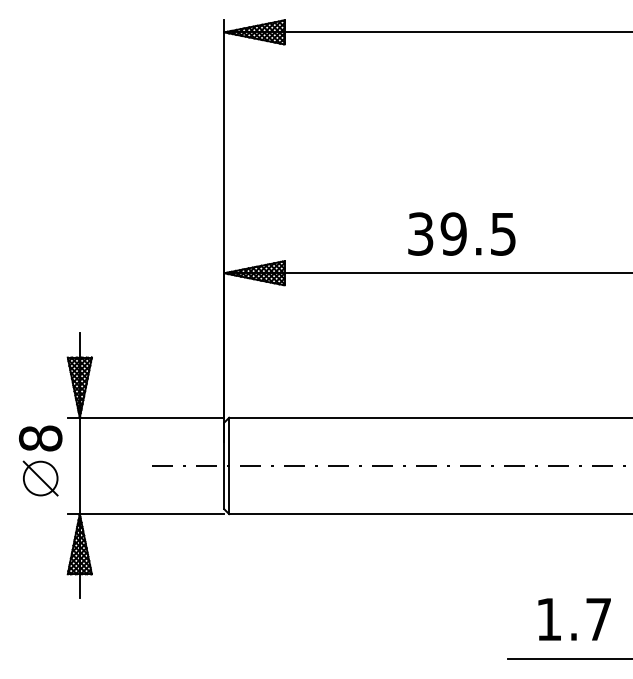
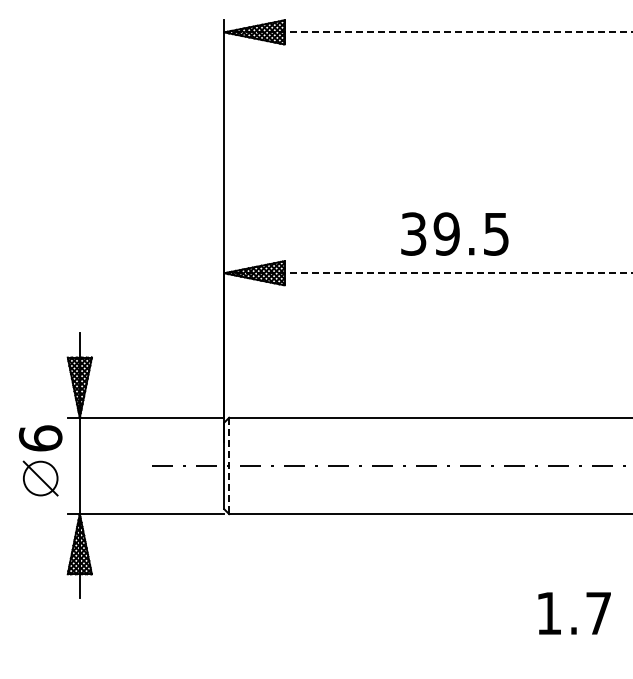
line: solid -> dashed (428, 32)
text position: (461, 233) -> (454, 233) (454, 233)
line: solid -> dashed (428, 273)
text: 8 -> 6 (40, 438)
line: solid -> dashed (229, 466)
text position: (574, 619) -> (574, 613) (574, 613)
line: present -> none (568, 658)
